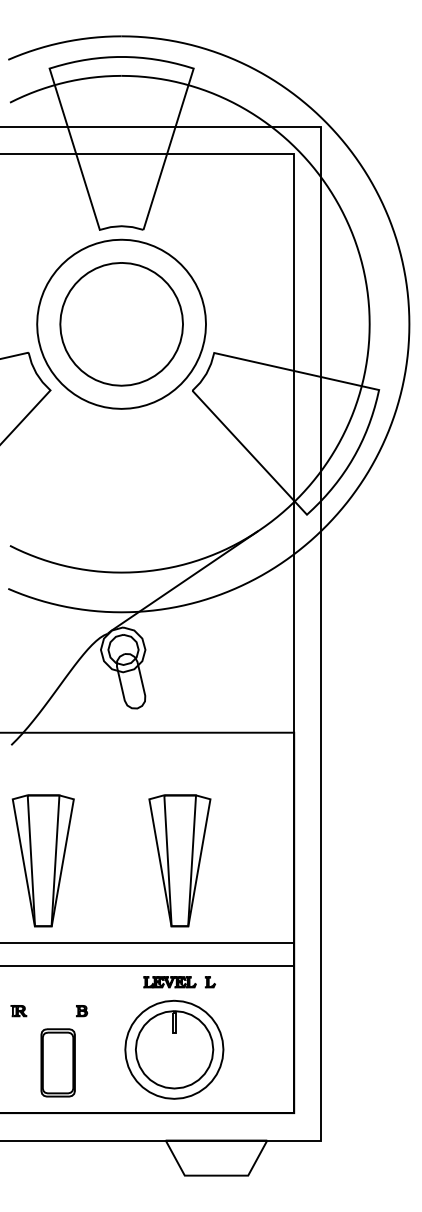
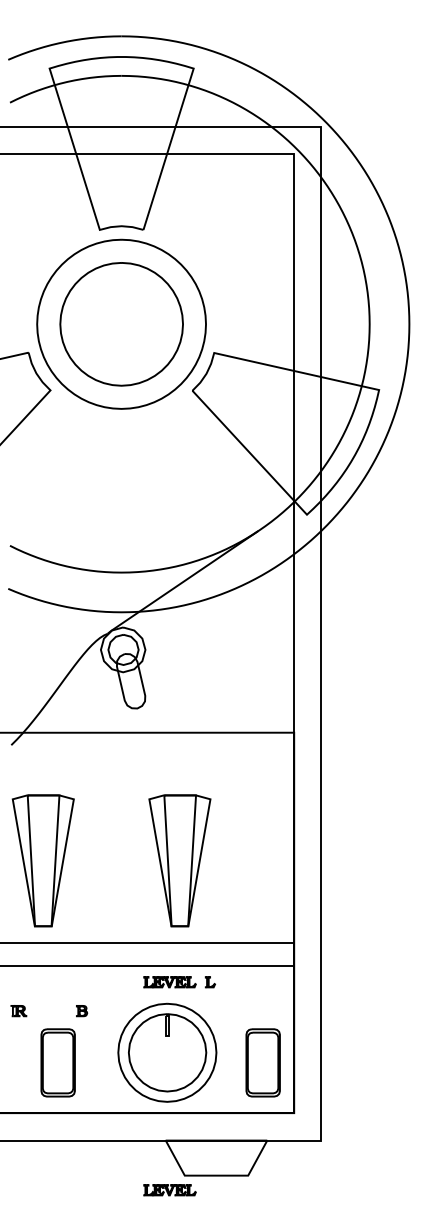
part position: (174, 1049) -> (167, 1052) (167, 1052)
part: none -> present (262, 1062)
part: none -> present (169, 1190)
